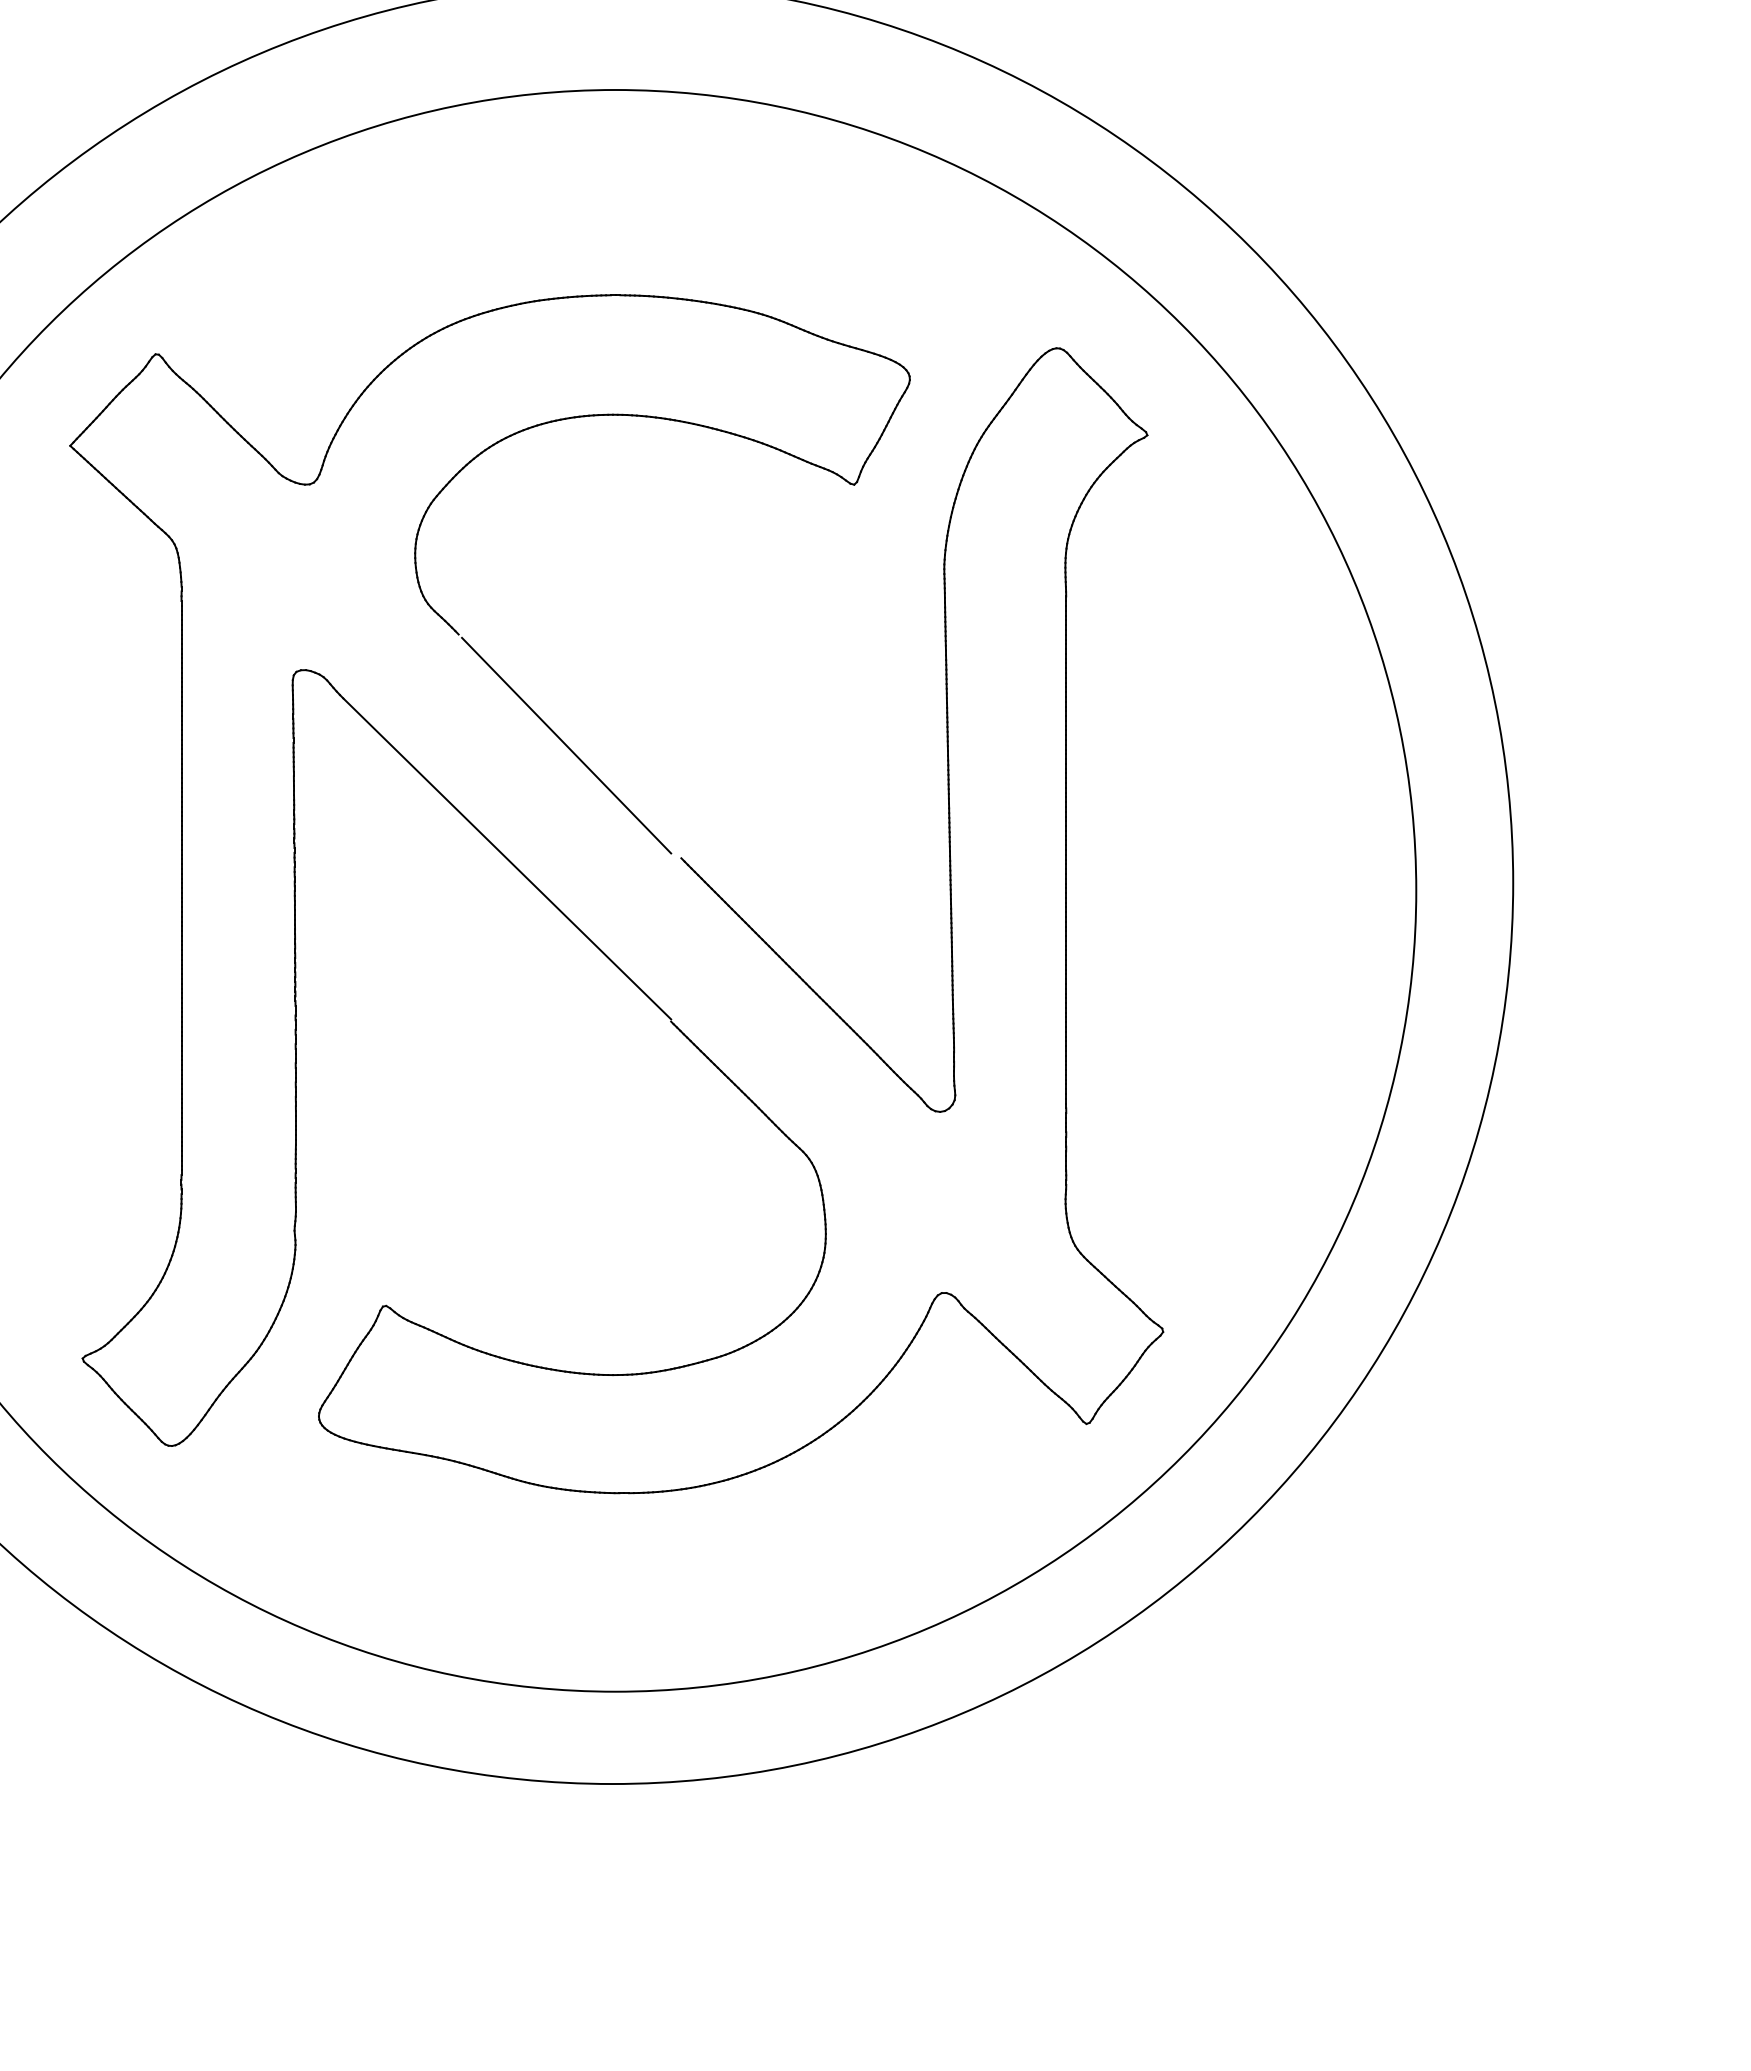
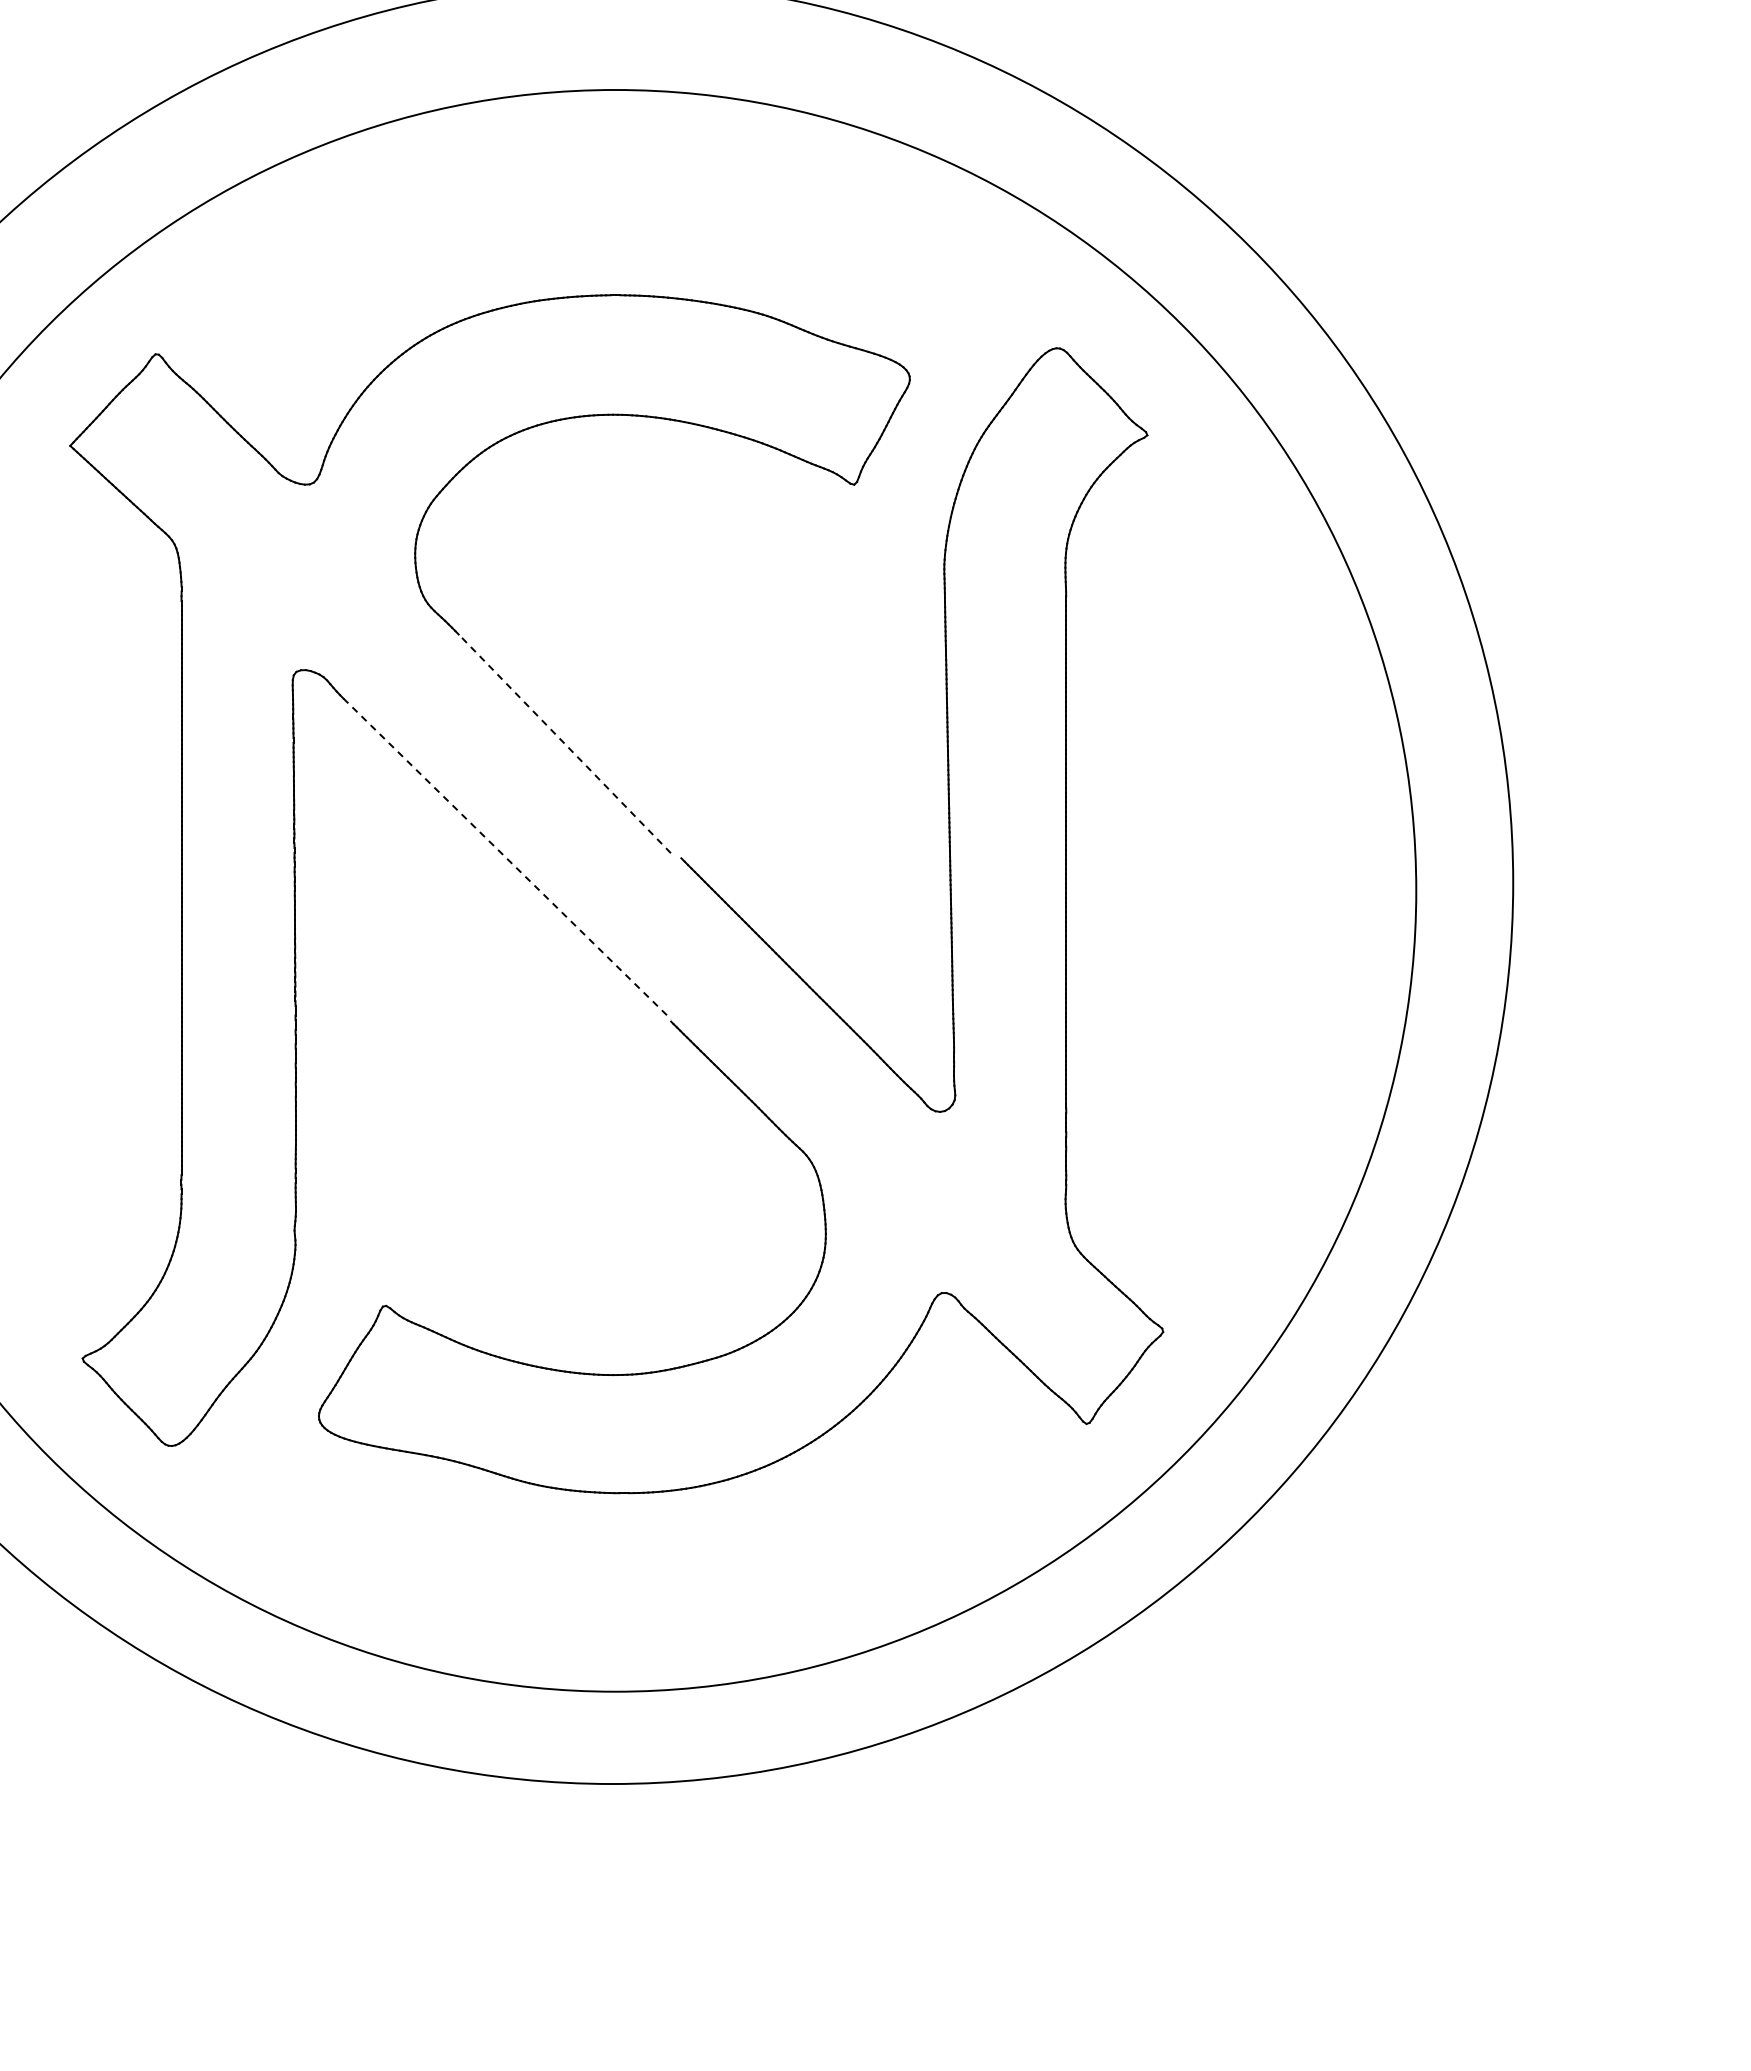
line: solid -> dashed (566, 746)
line: solid -> dashed (507, 859)
